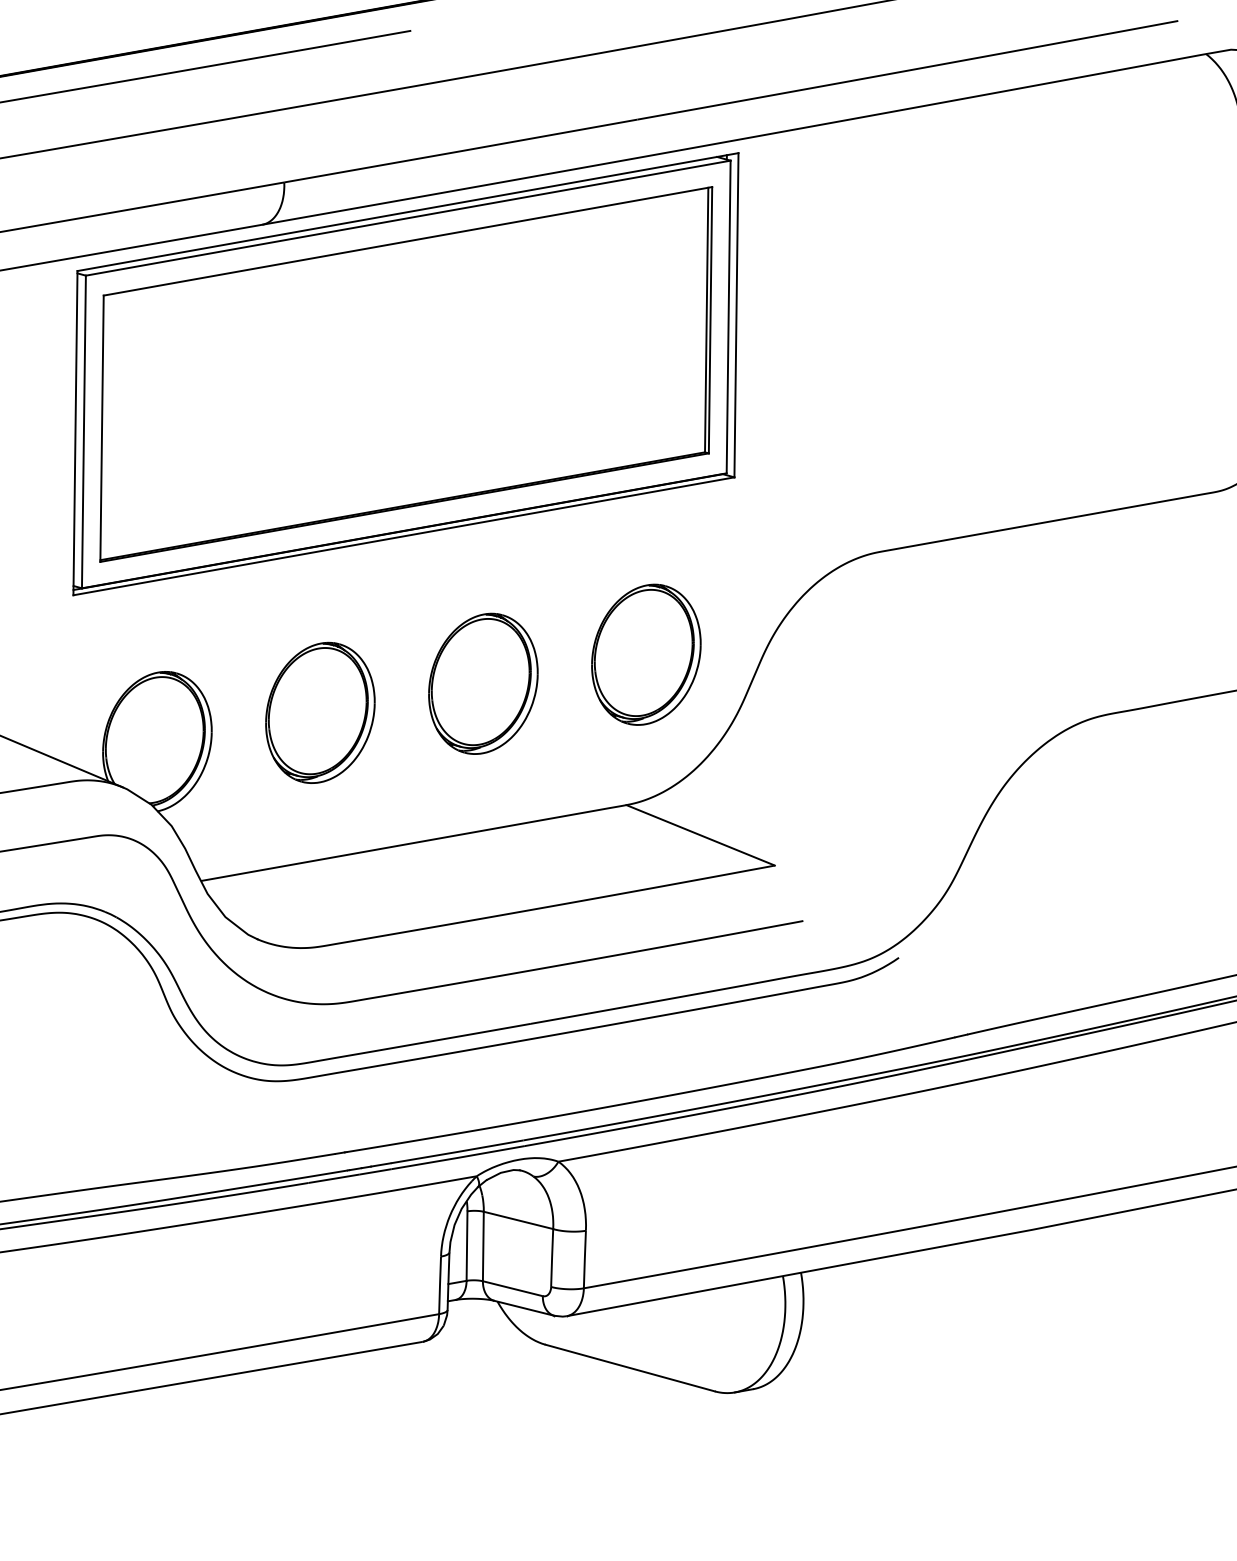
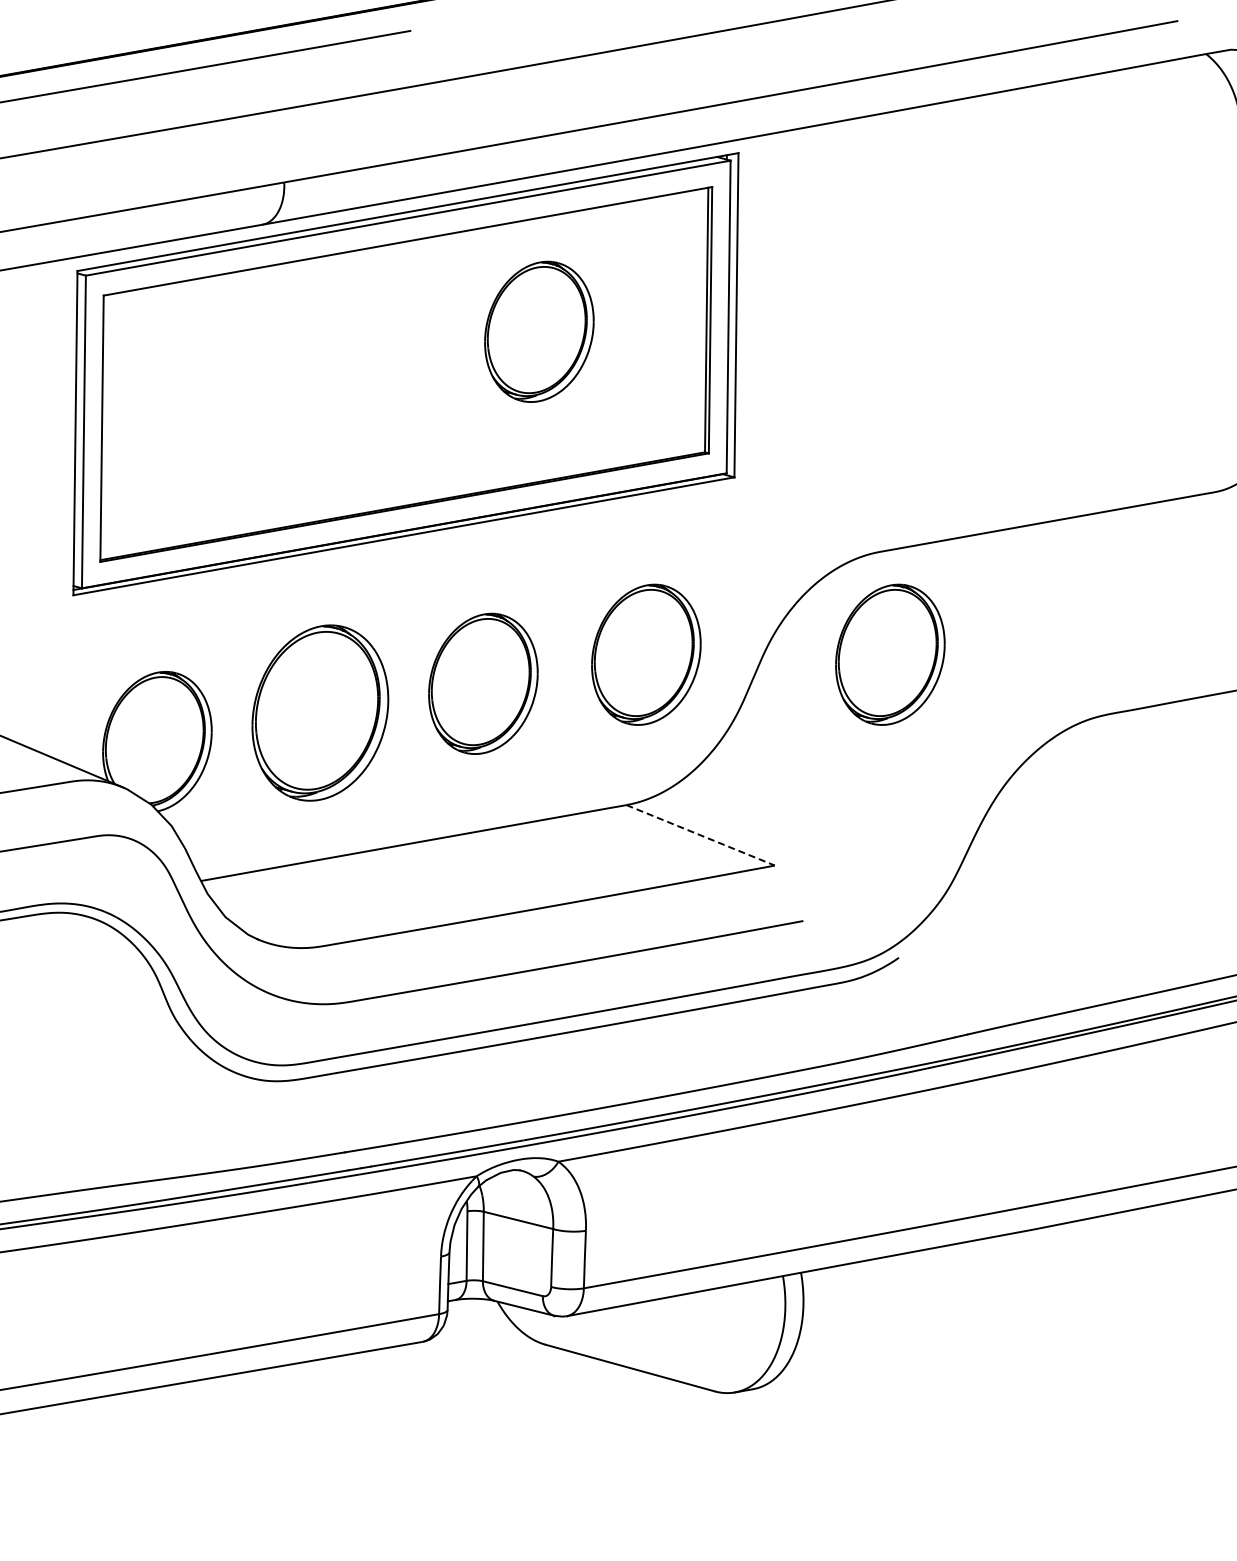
part: none -> present (539, 331)
part: none -> present (890, 654)
part size: 111x143 px -> 139x178 px (320, 712)
line: solid -> dashed (701, 835)
